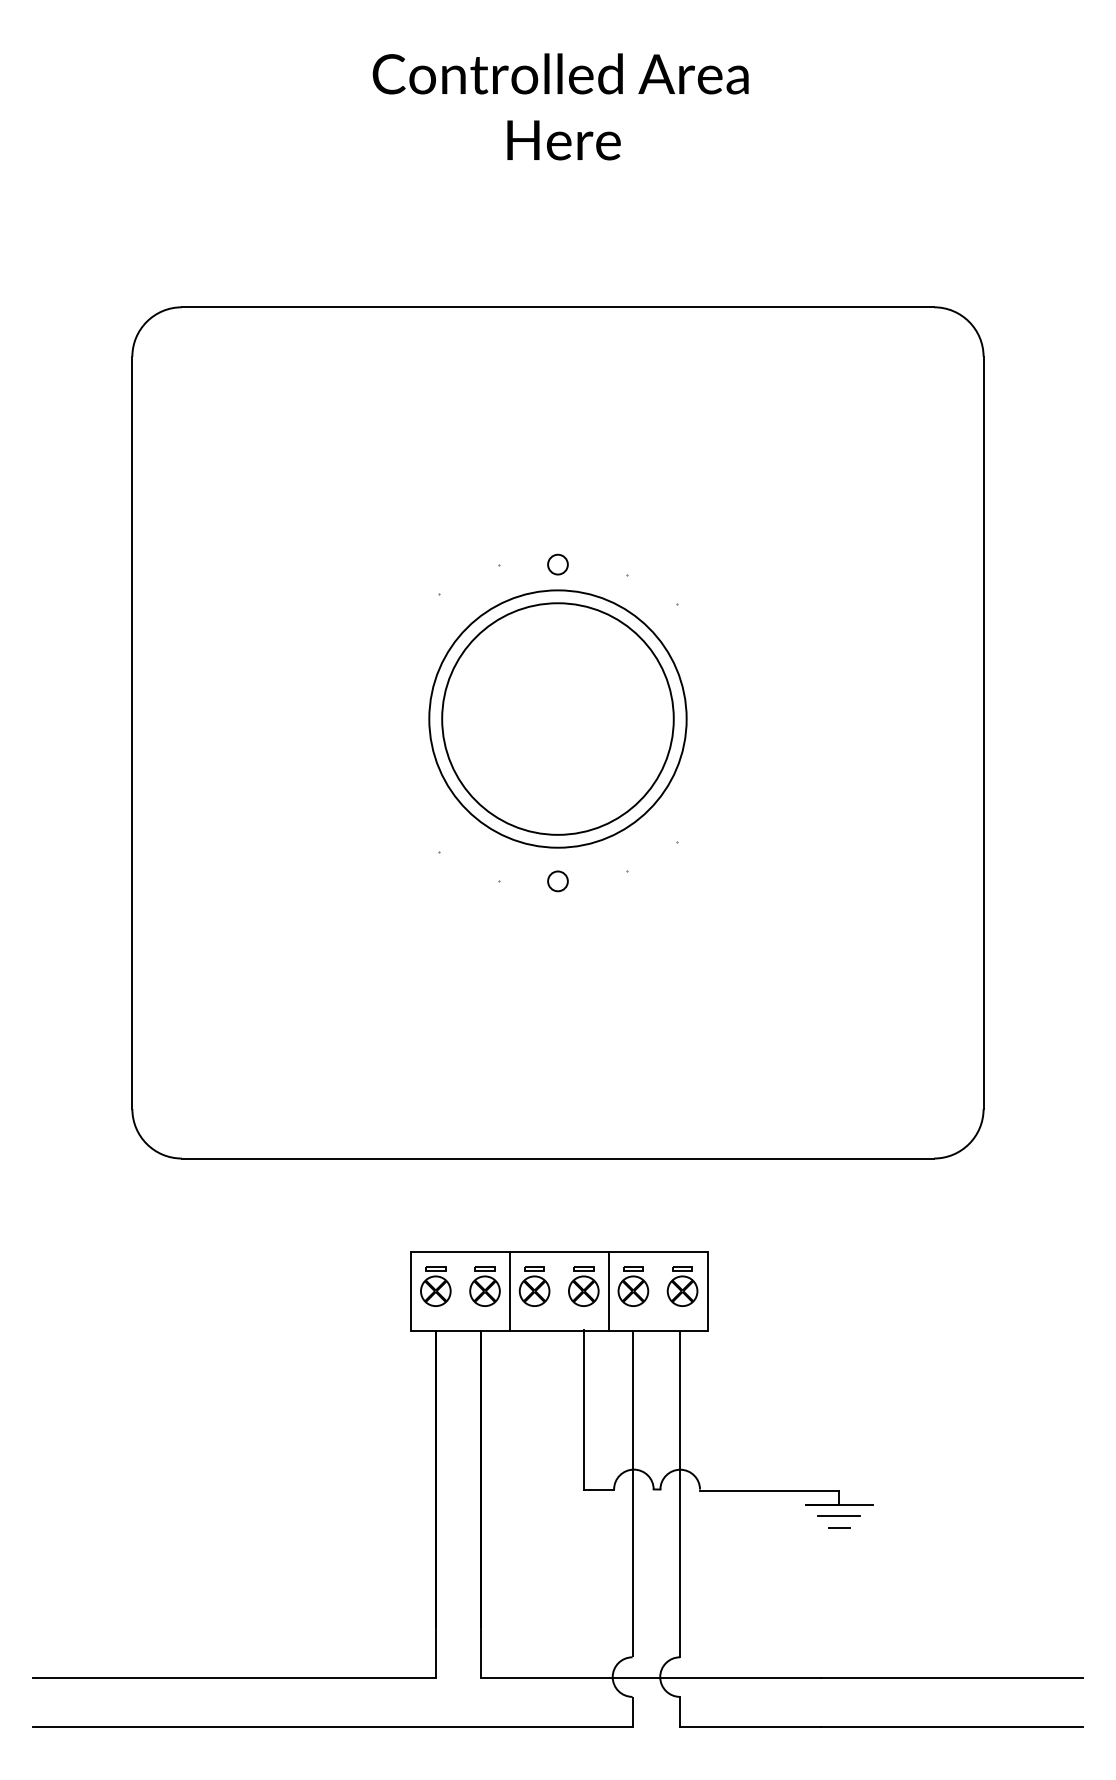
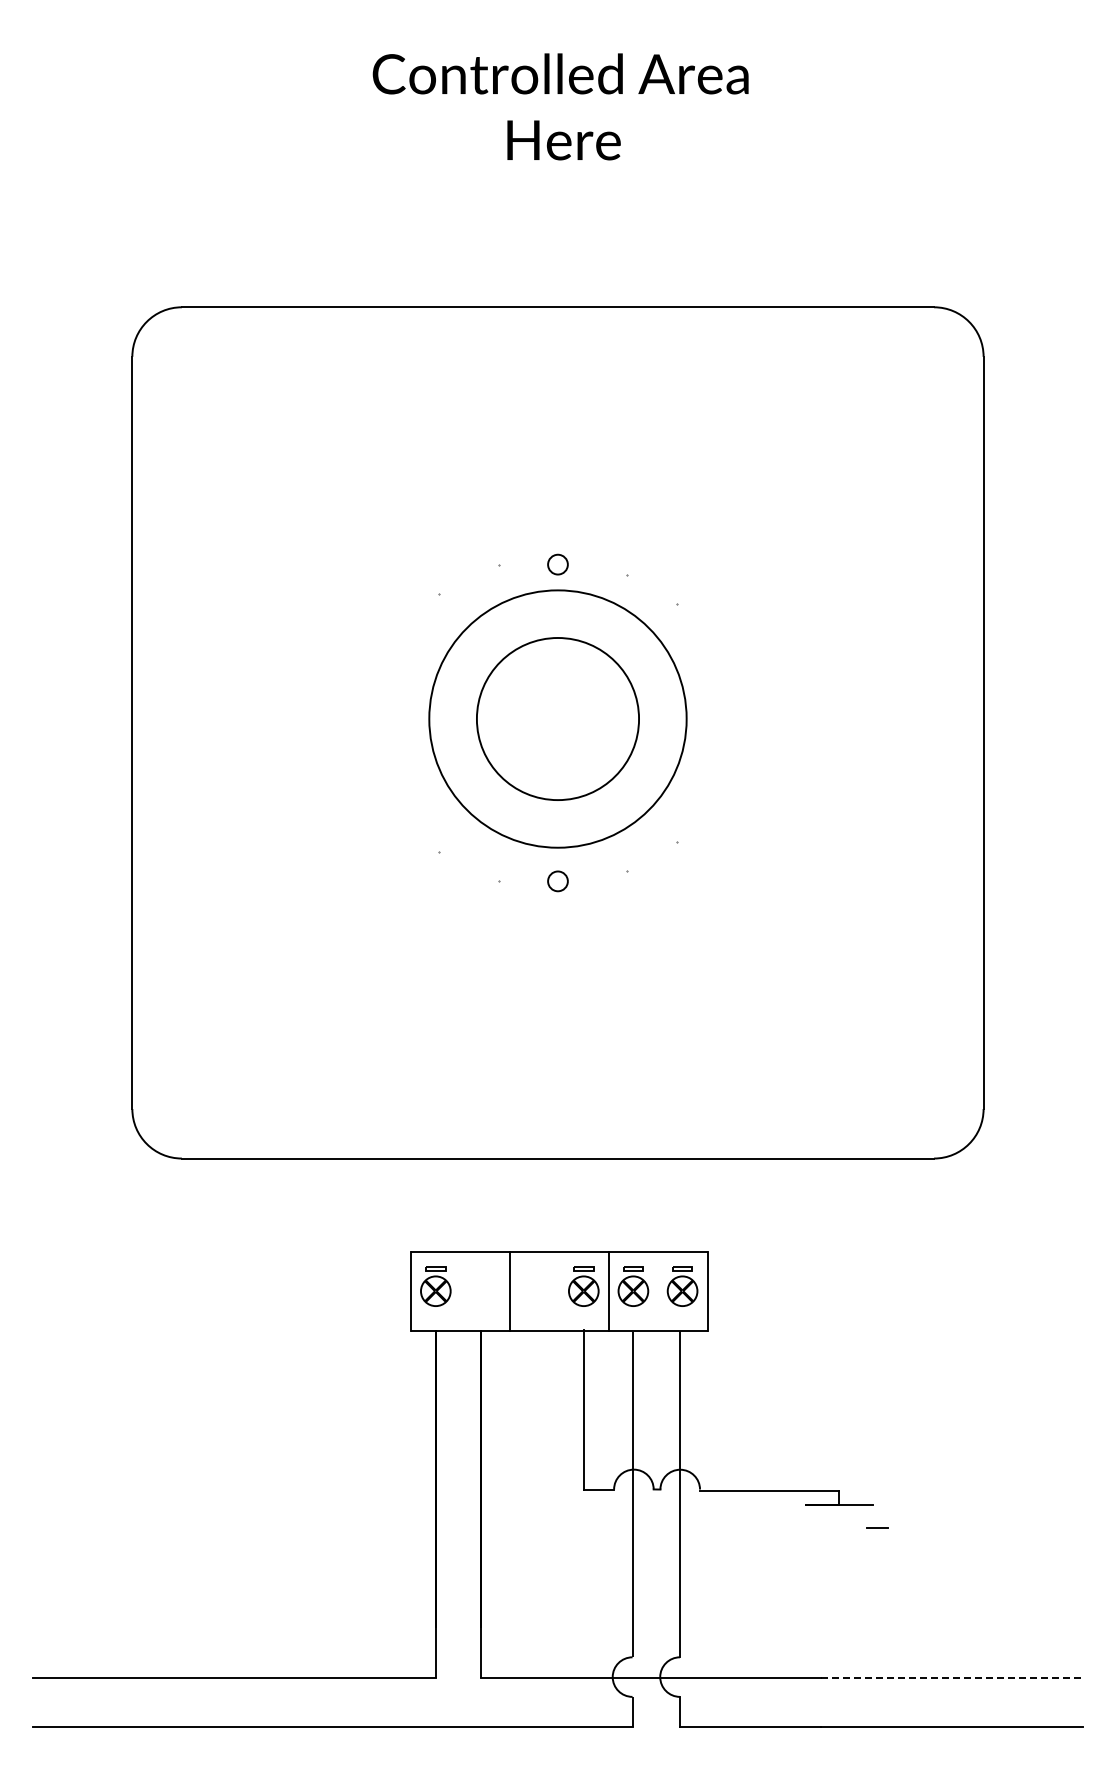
circle diameter: 232 px -> 162 px (557, 719)
part: present -> none (484, 1286)
part: present -> none (534, 1286)
line: present -> none (838, 1516)
line position: (839, 1527) -> (877, 1527) (877, 1527)
line: solid -> dashed (951, 1677)
